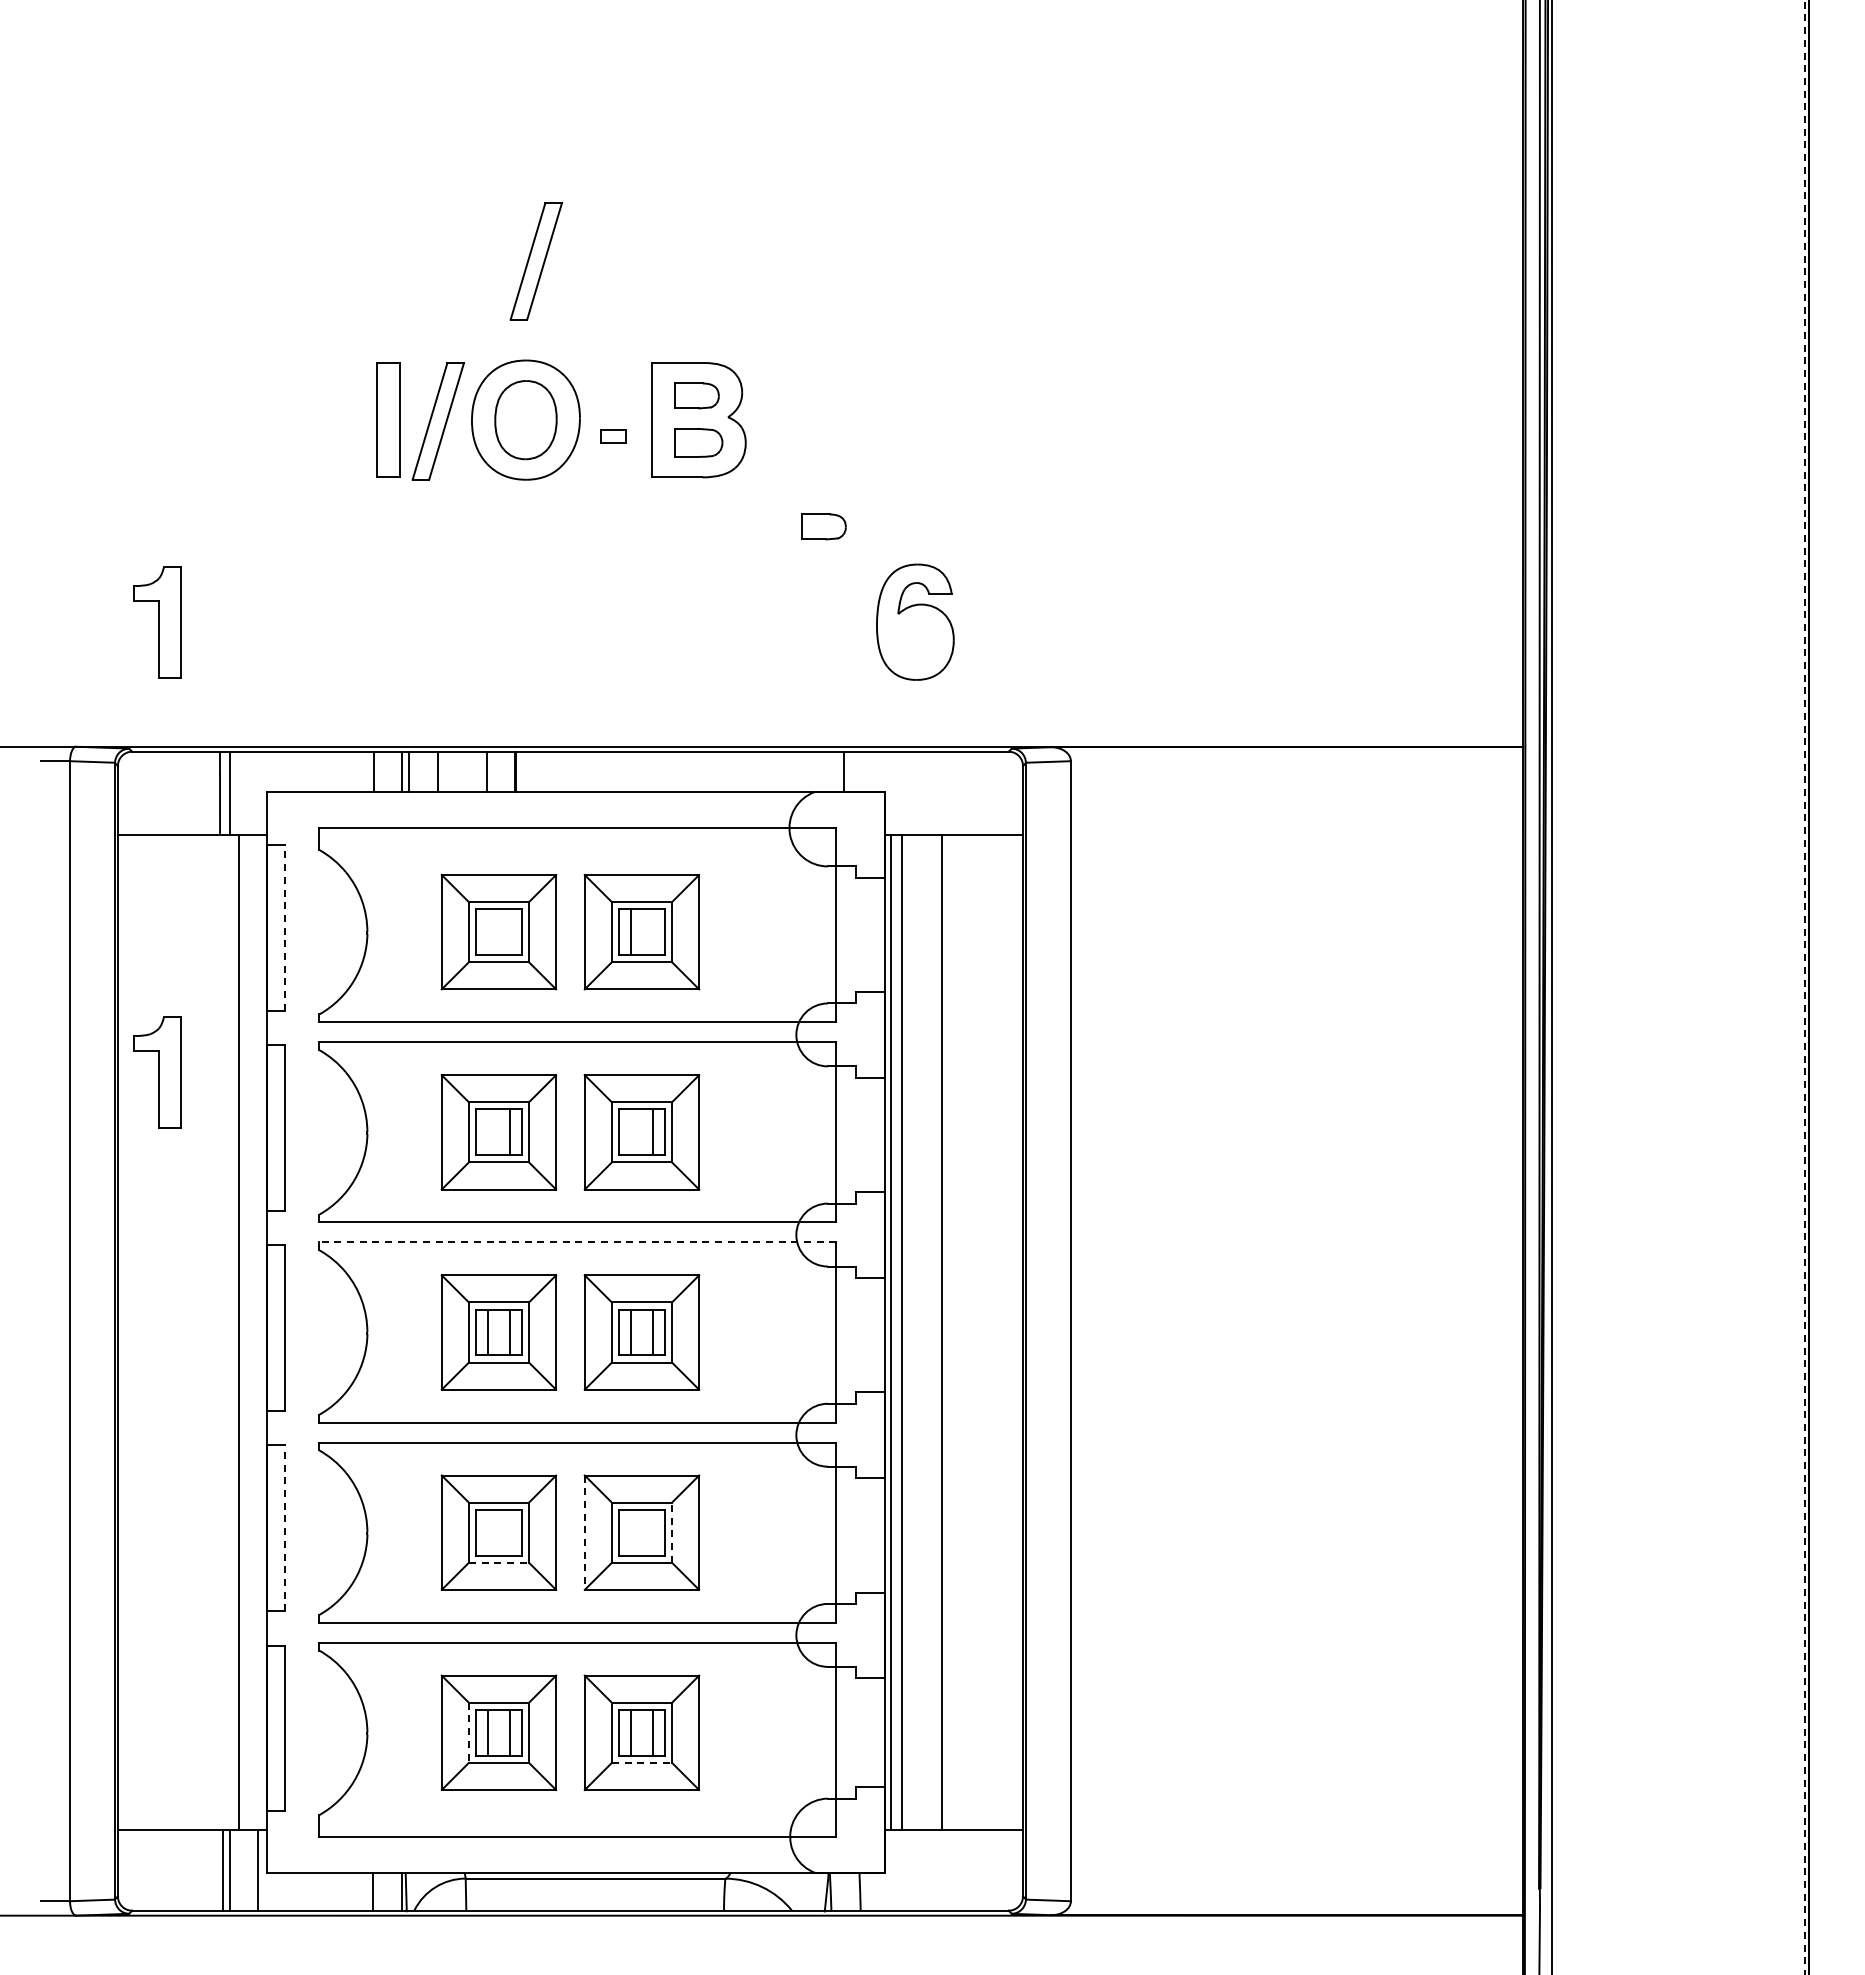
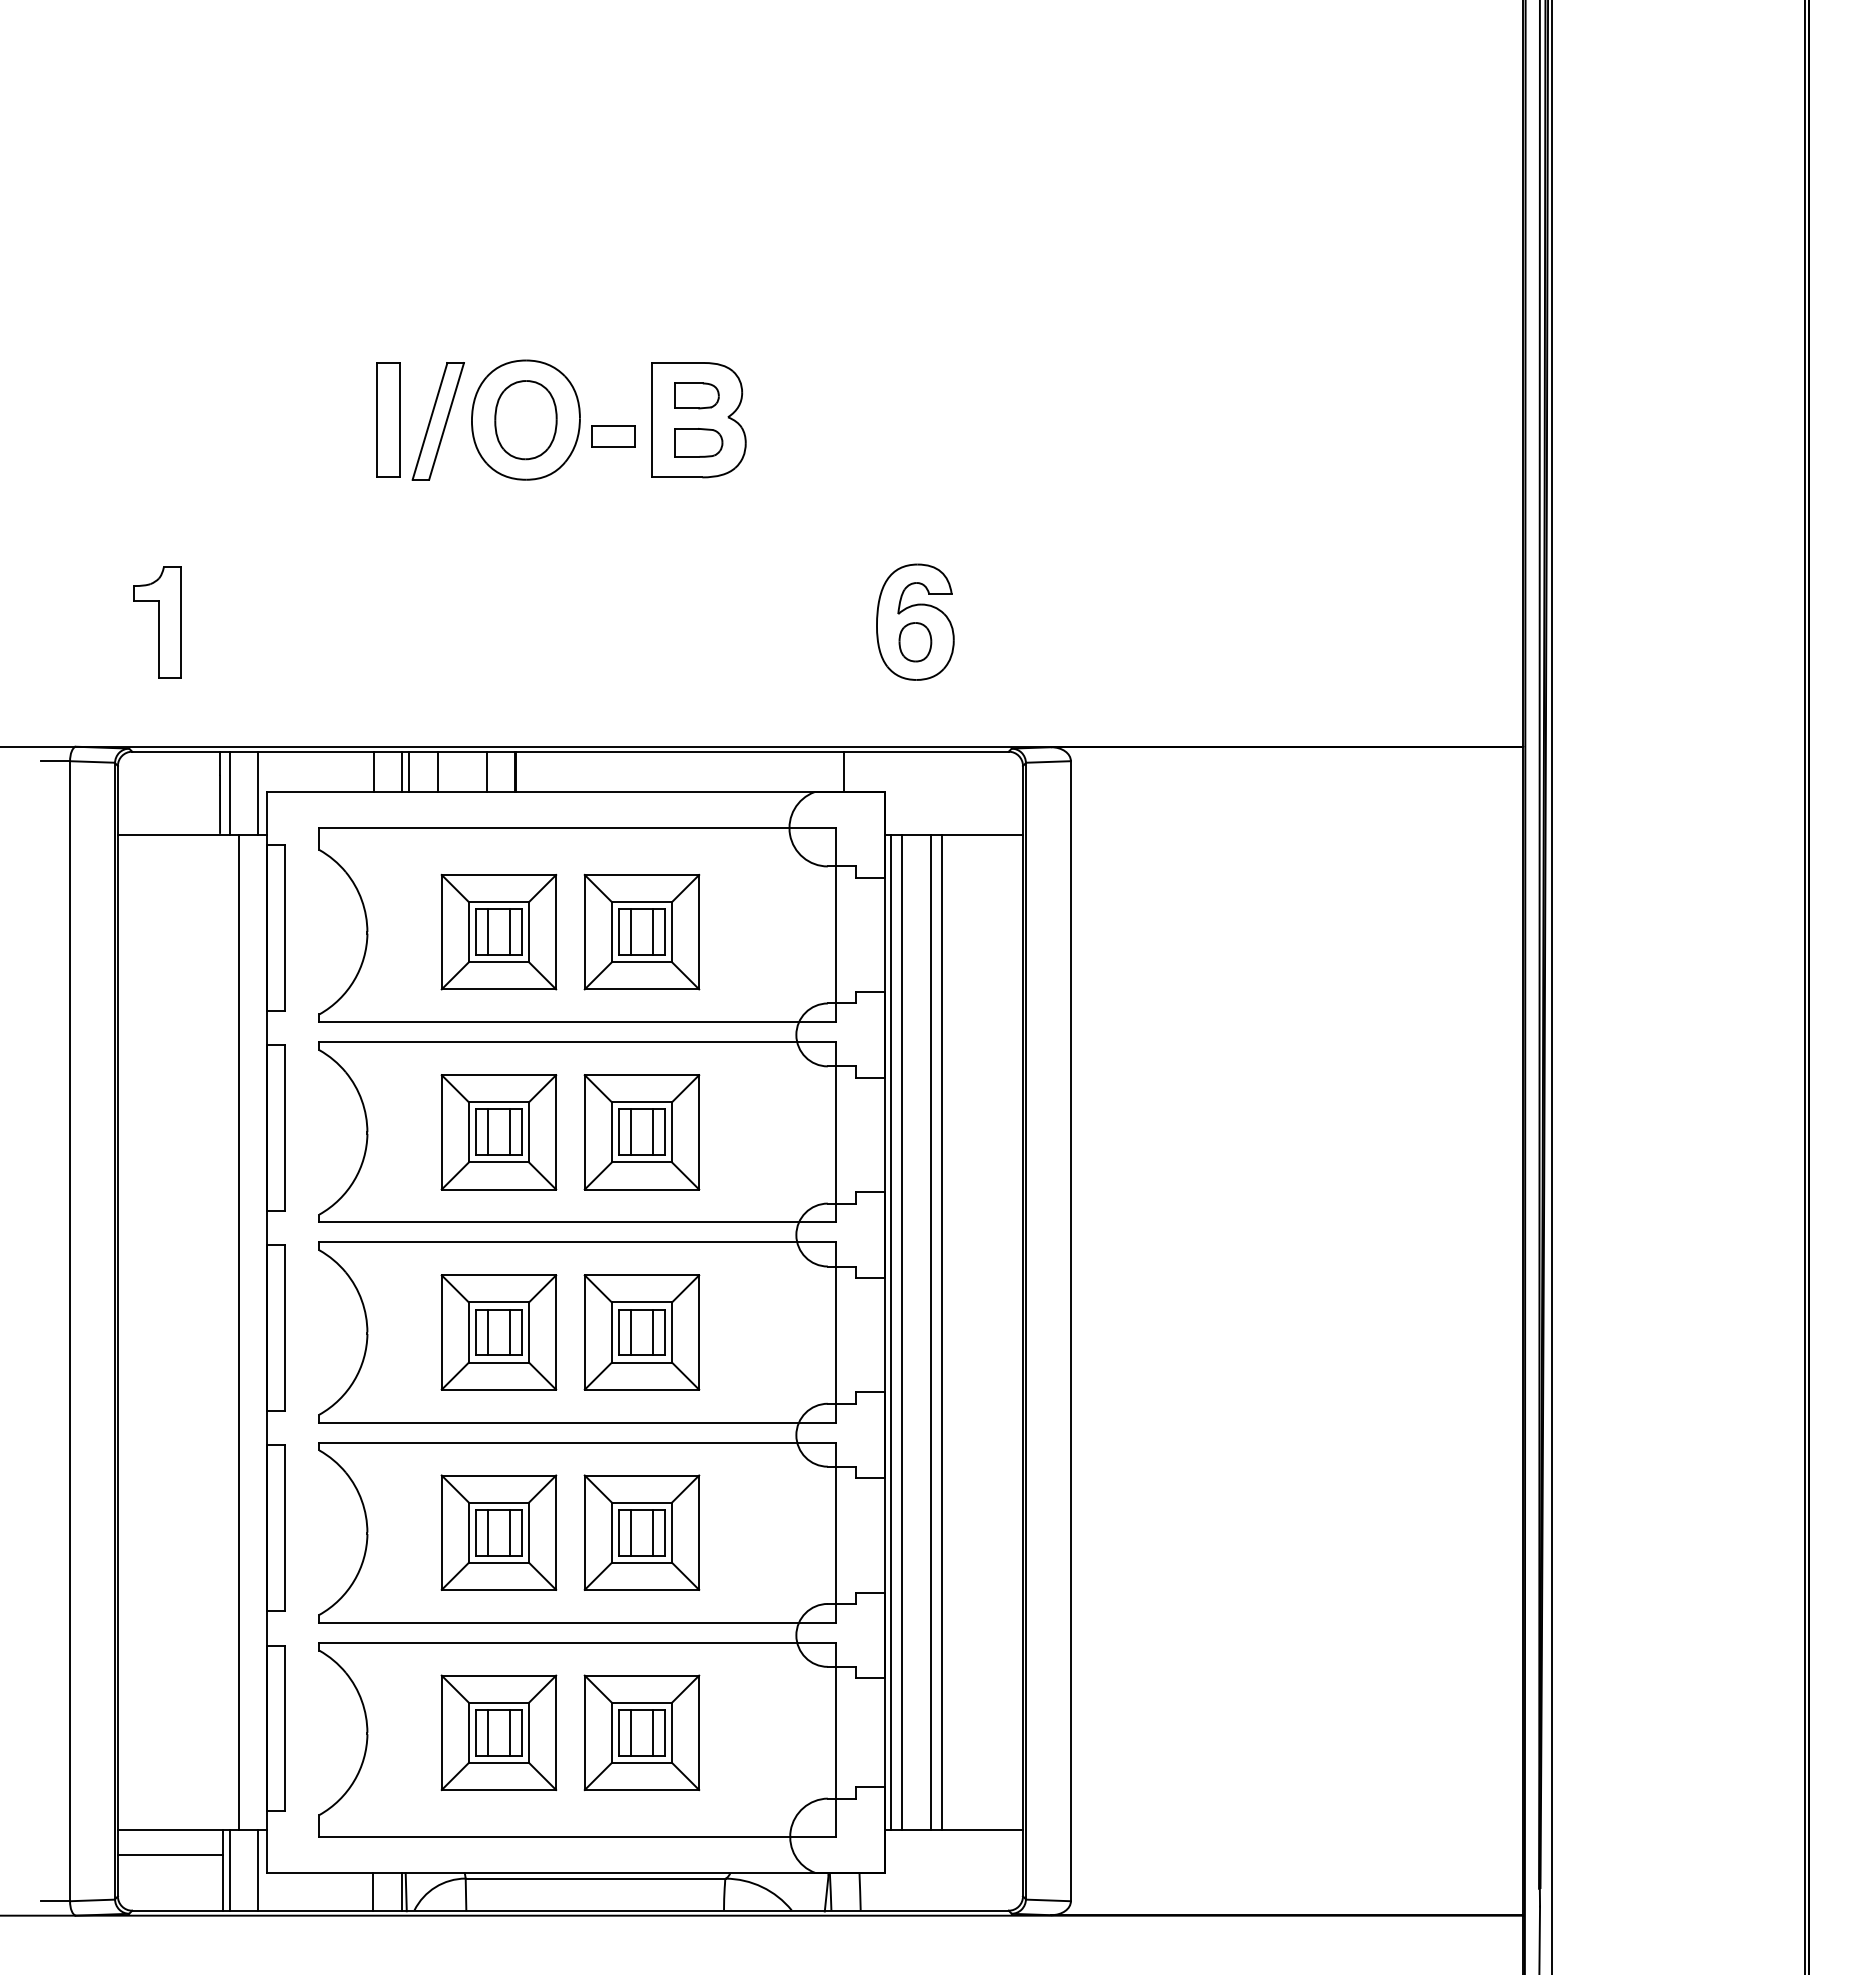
part: present -> none (535, 261)
part size: 27x15 px -> 45x23 px (613, 436)
part: present -> none (823, 526)
part: none -> present (915, 642)
line: none -> present (258, 793)
line: dashed -> solid (284, 927)
line: none -> present (487, 932)
line: none -> present (510, 932)
line: none -> present (653, 932)
line: dashed -> solid (1804, 986)
part: present -> none (157, 1072)
line: none -> present (487, 1132)
line: none -> present (630, 1132)
line: dashed -> solid (577, 1242)
line: none -> present (930, 1332)
line: dashed -> solid (284, 1528)
line: none -> present (487, 1532)
line: none -> present (510, 1532)
line: none -> present (630, 1532)
line: none -> present (653, 1532)
line: dashed -> solid (672, 1532)
line: dashed -> solid (584, 1533)
line: dashed -> solid (499, 1562)
line: dashed -> solid (468, 1733)
line: dashed -> solid (642, 1762)
line: none -> present (169, 1854)
